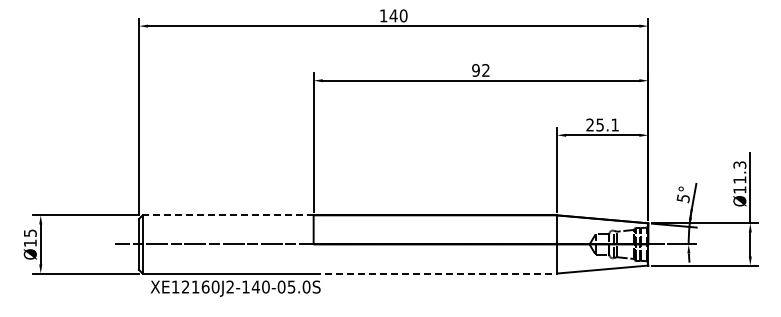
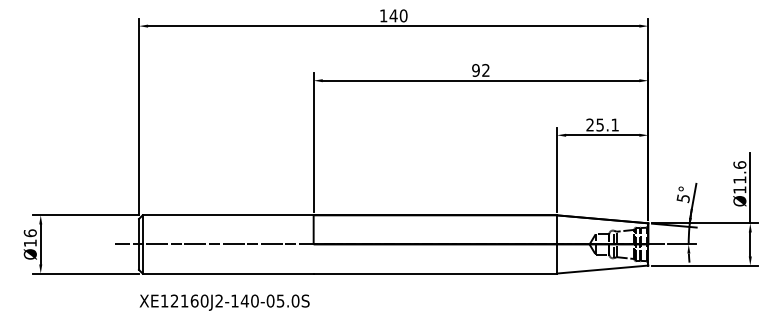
text: Ø11.3 -> Ø11.6 (739, 164)
line: dashed -> solid (228, 215)
text: Ø15 -> Ø16 (29, 233)
line: dashed -> solid (435, 273)
text position: (235, 288) -> (224, 302) (224, 302)
